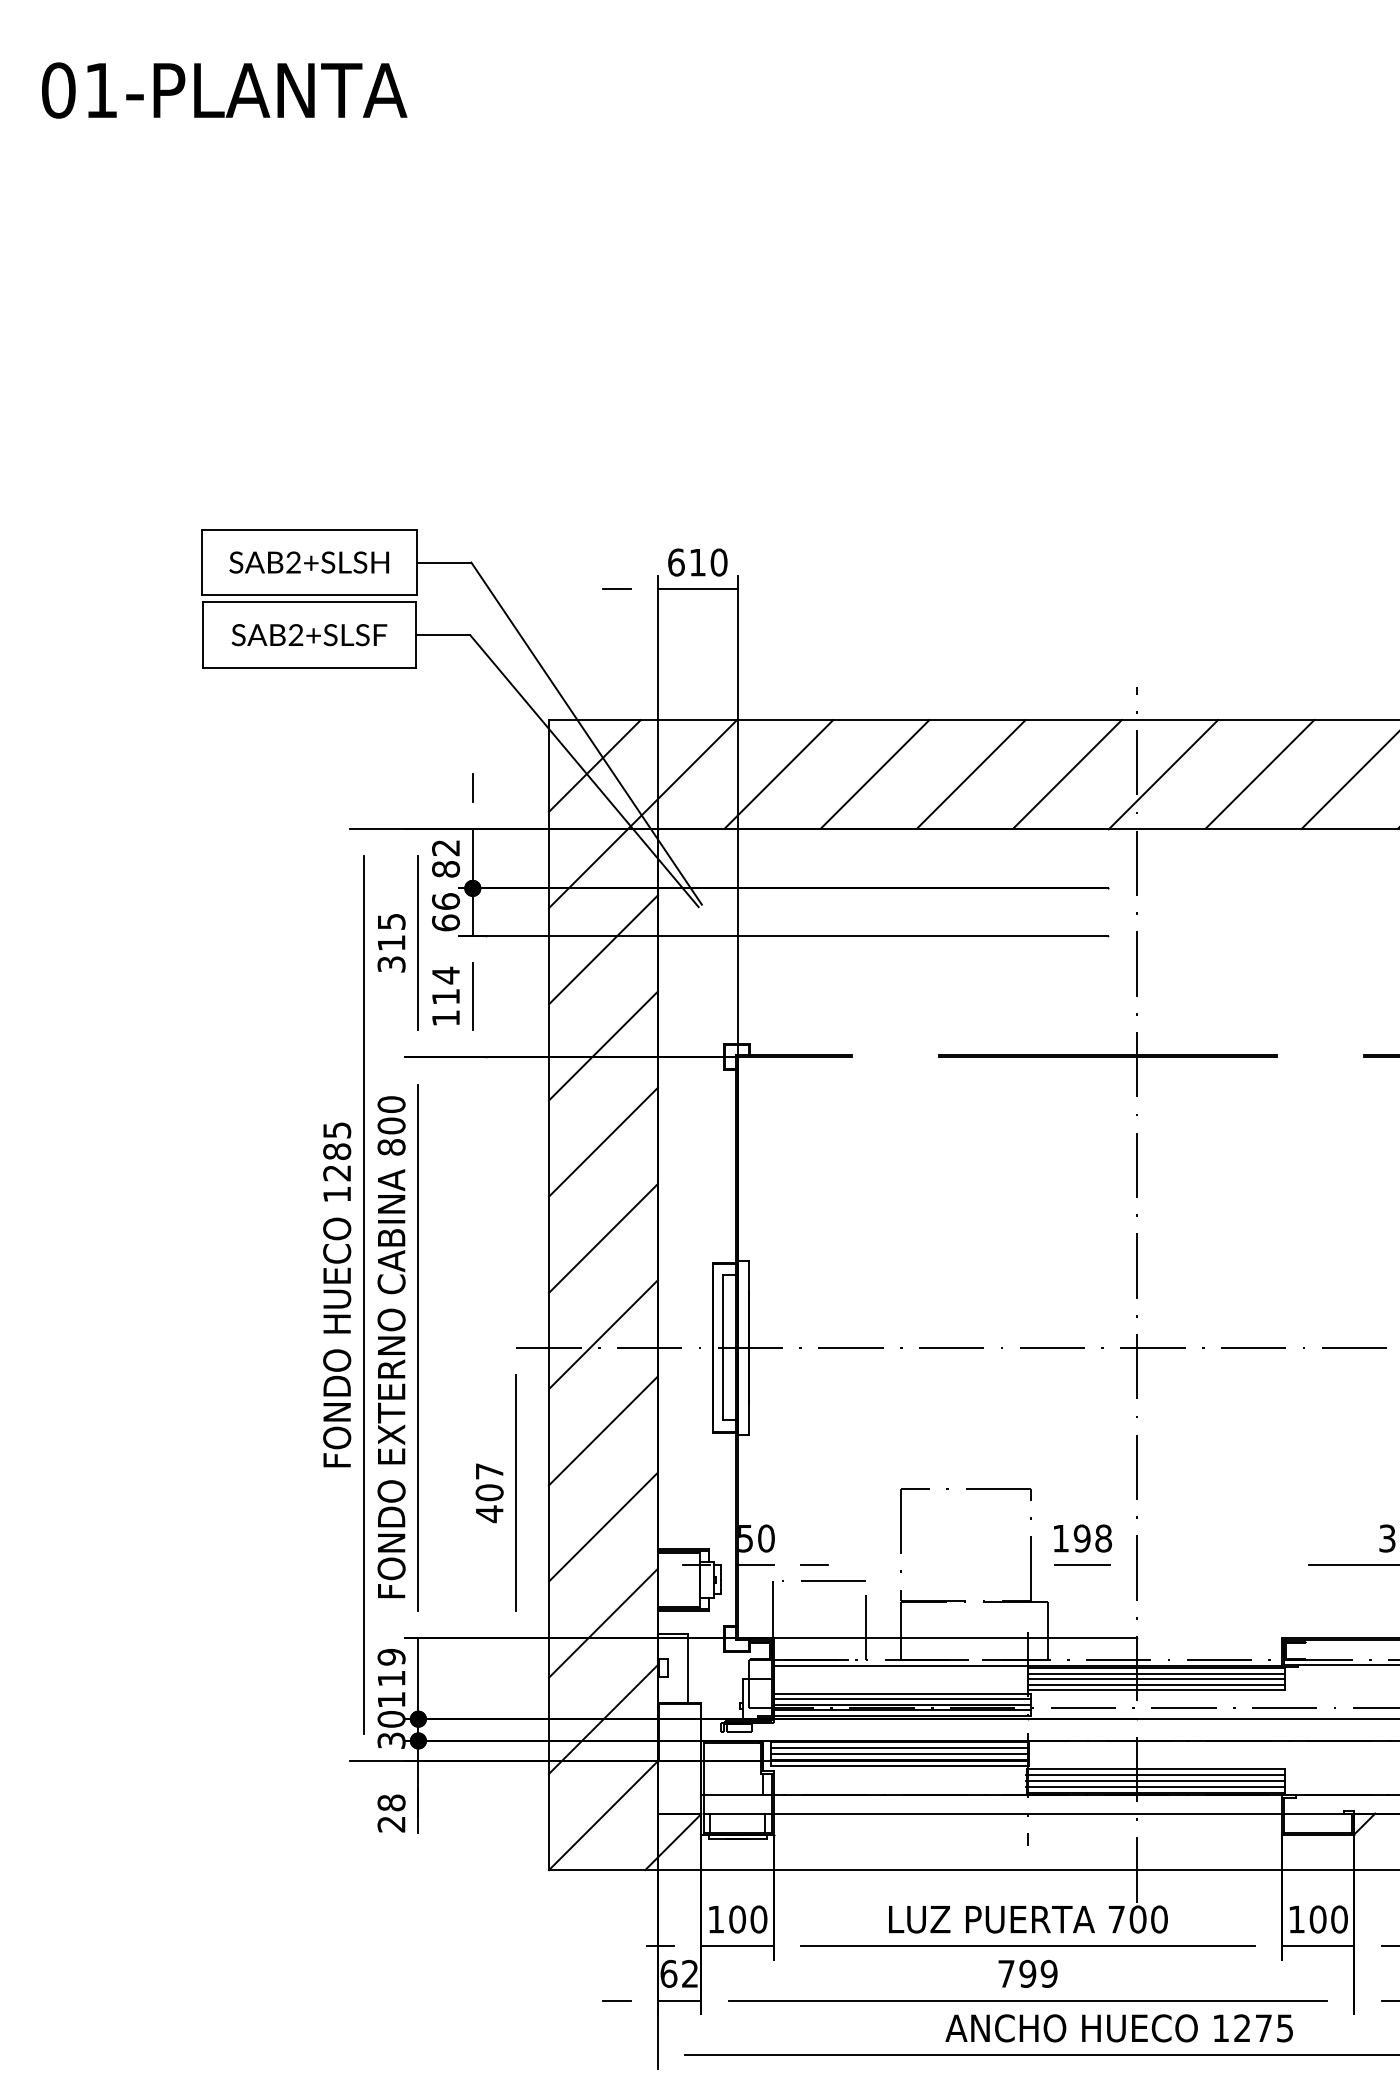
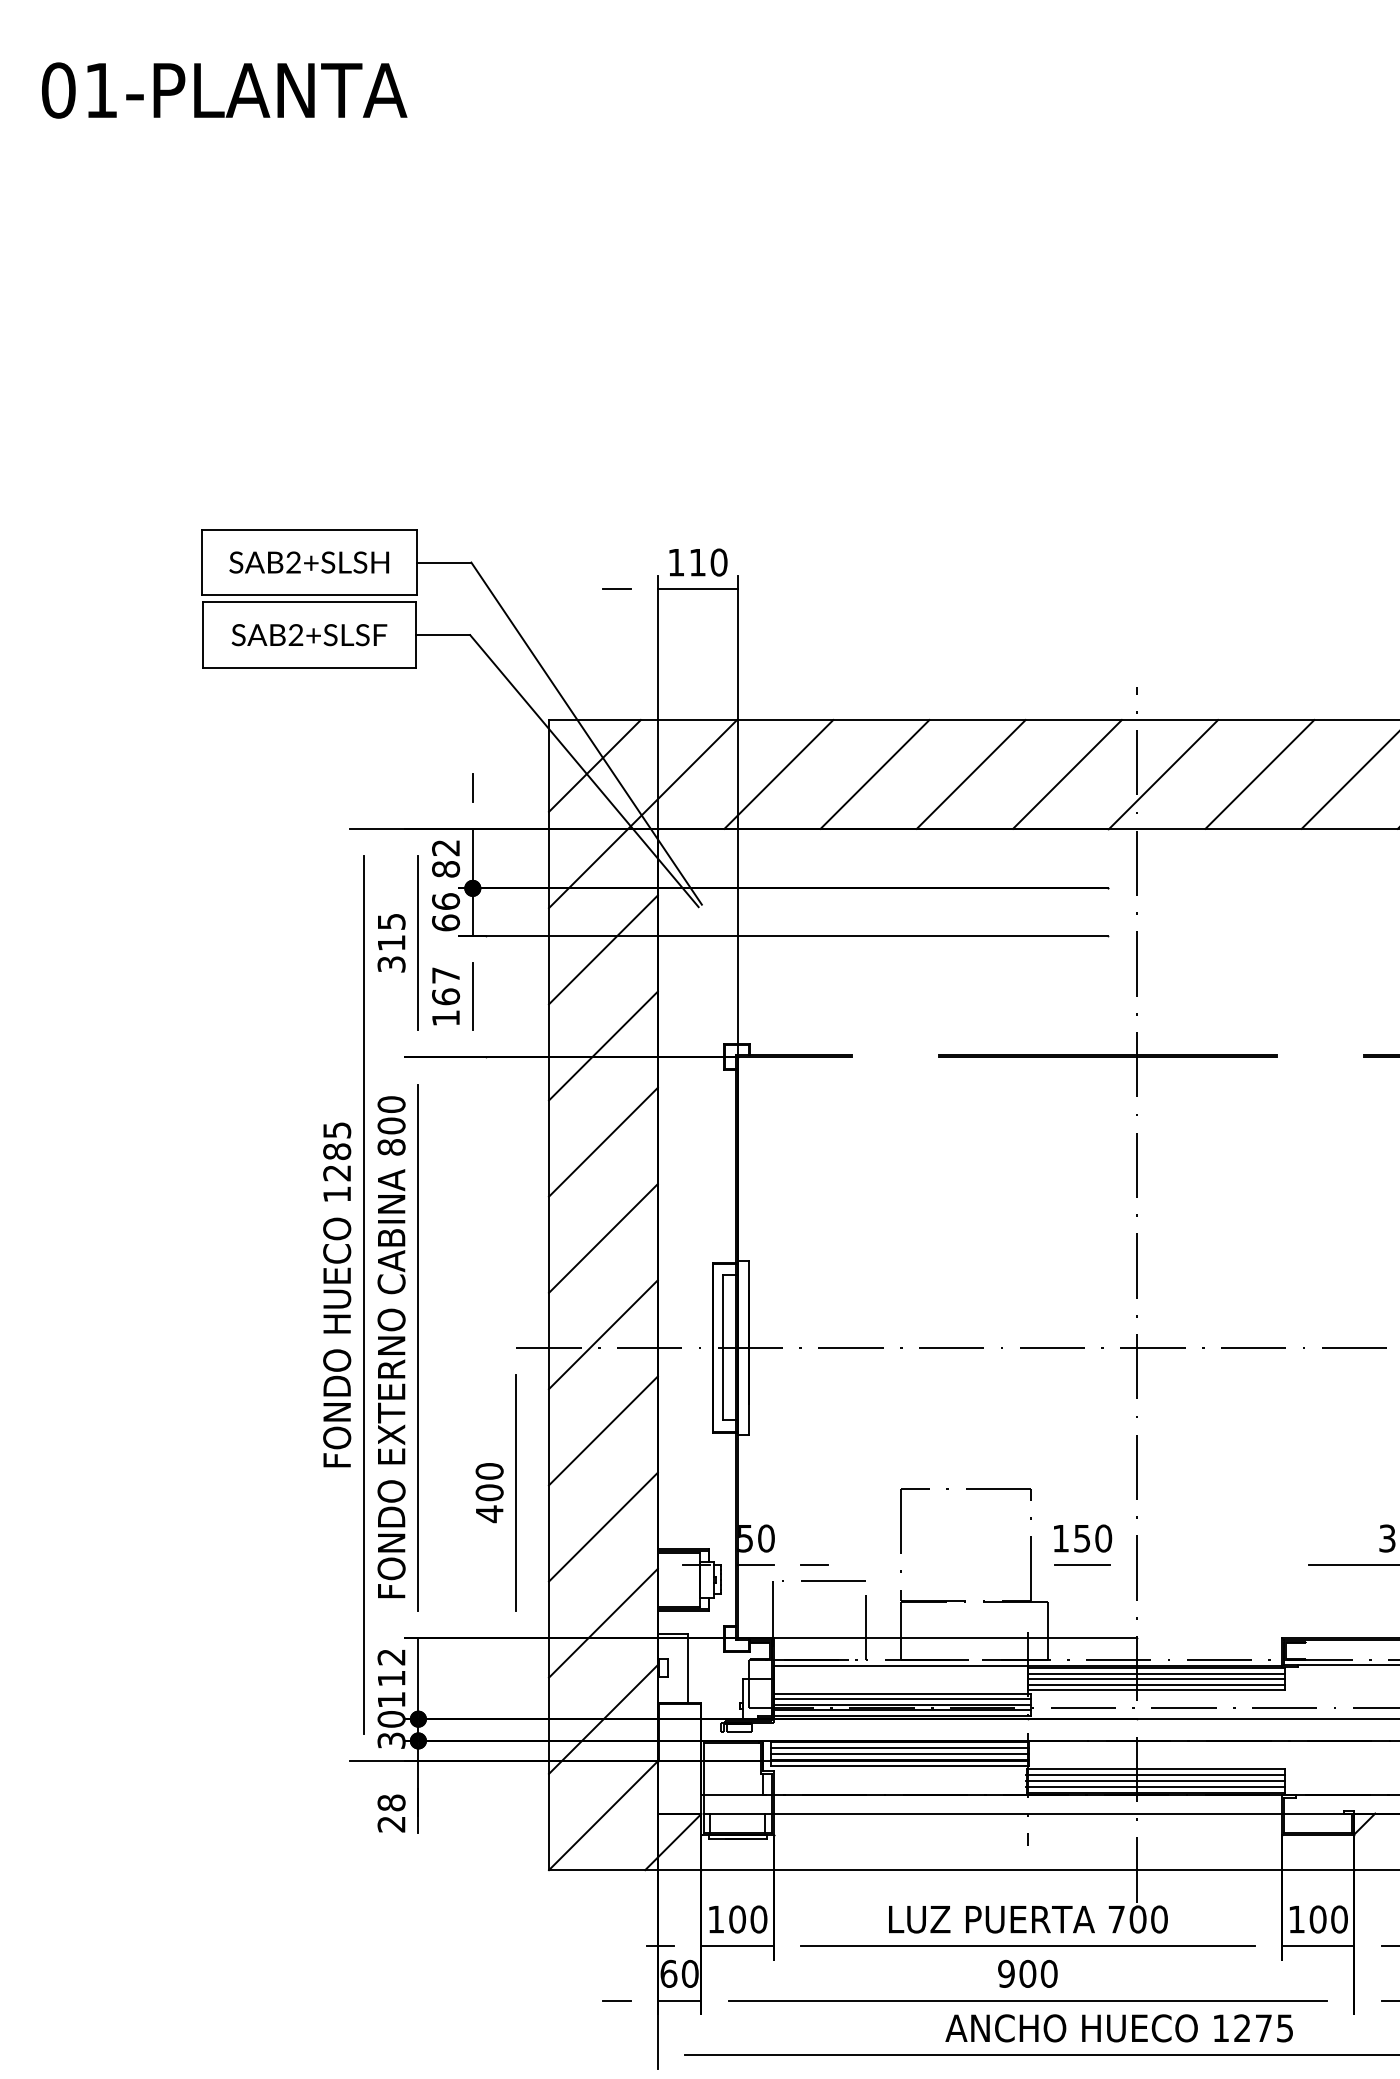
text: 610 -> 110 (676, 562)
text: 114 -> 167 (446, 985)
text: 407 -> 400 (489, 1471)
text: 198 -> 150 (1092, 1538)
text: 119 -> 112 (391, 1657)
text: 62 -> 60 (689, 1973)
text: 799 -> 900 (1027, 1973)
